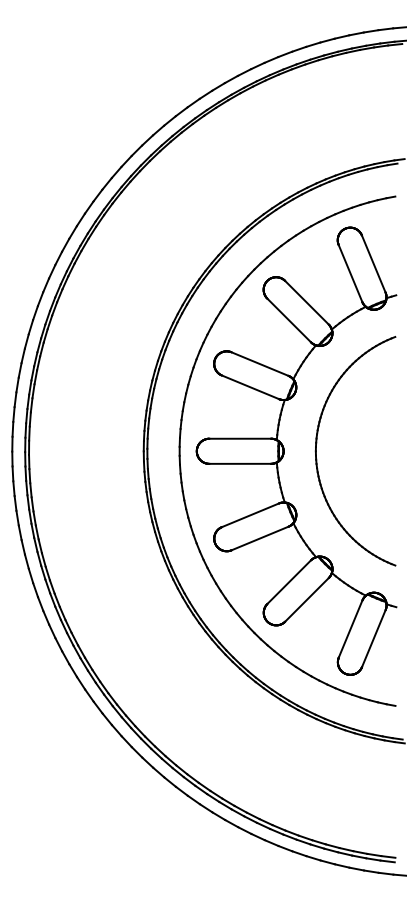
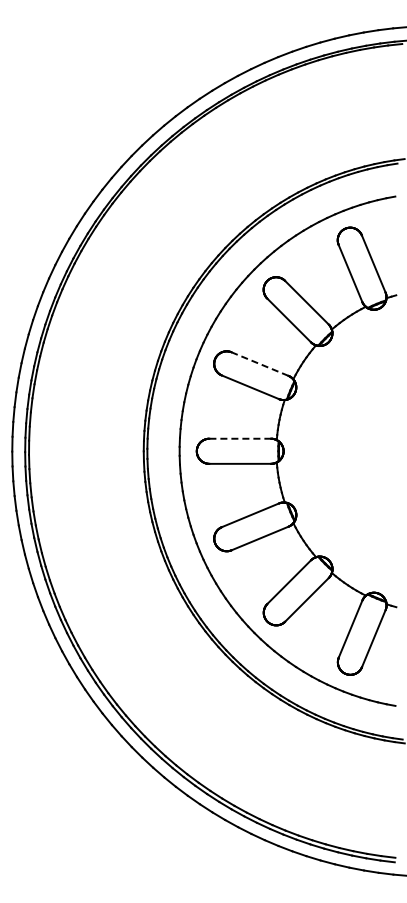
line: solid -> dashed (260, 364)
line: solid -> dashed (240, 438)
part: present -> none (317, 443)
